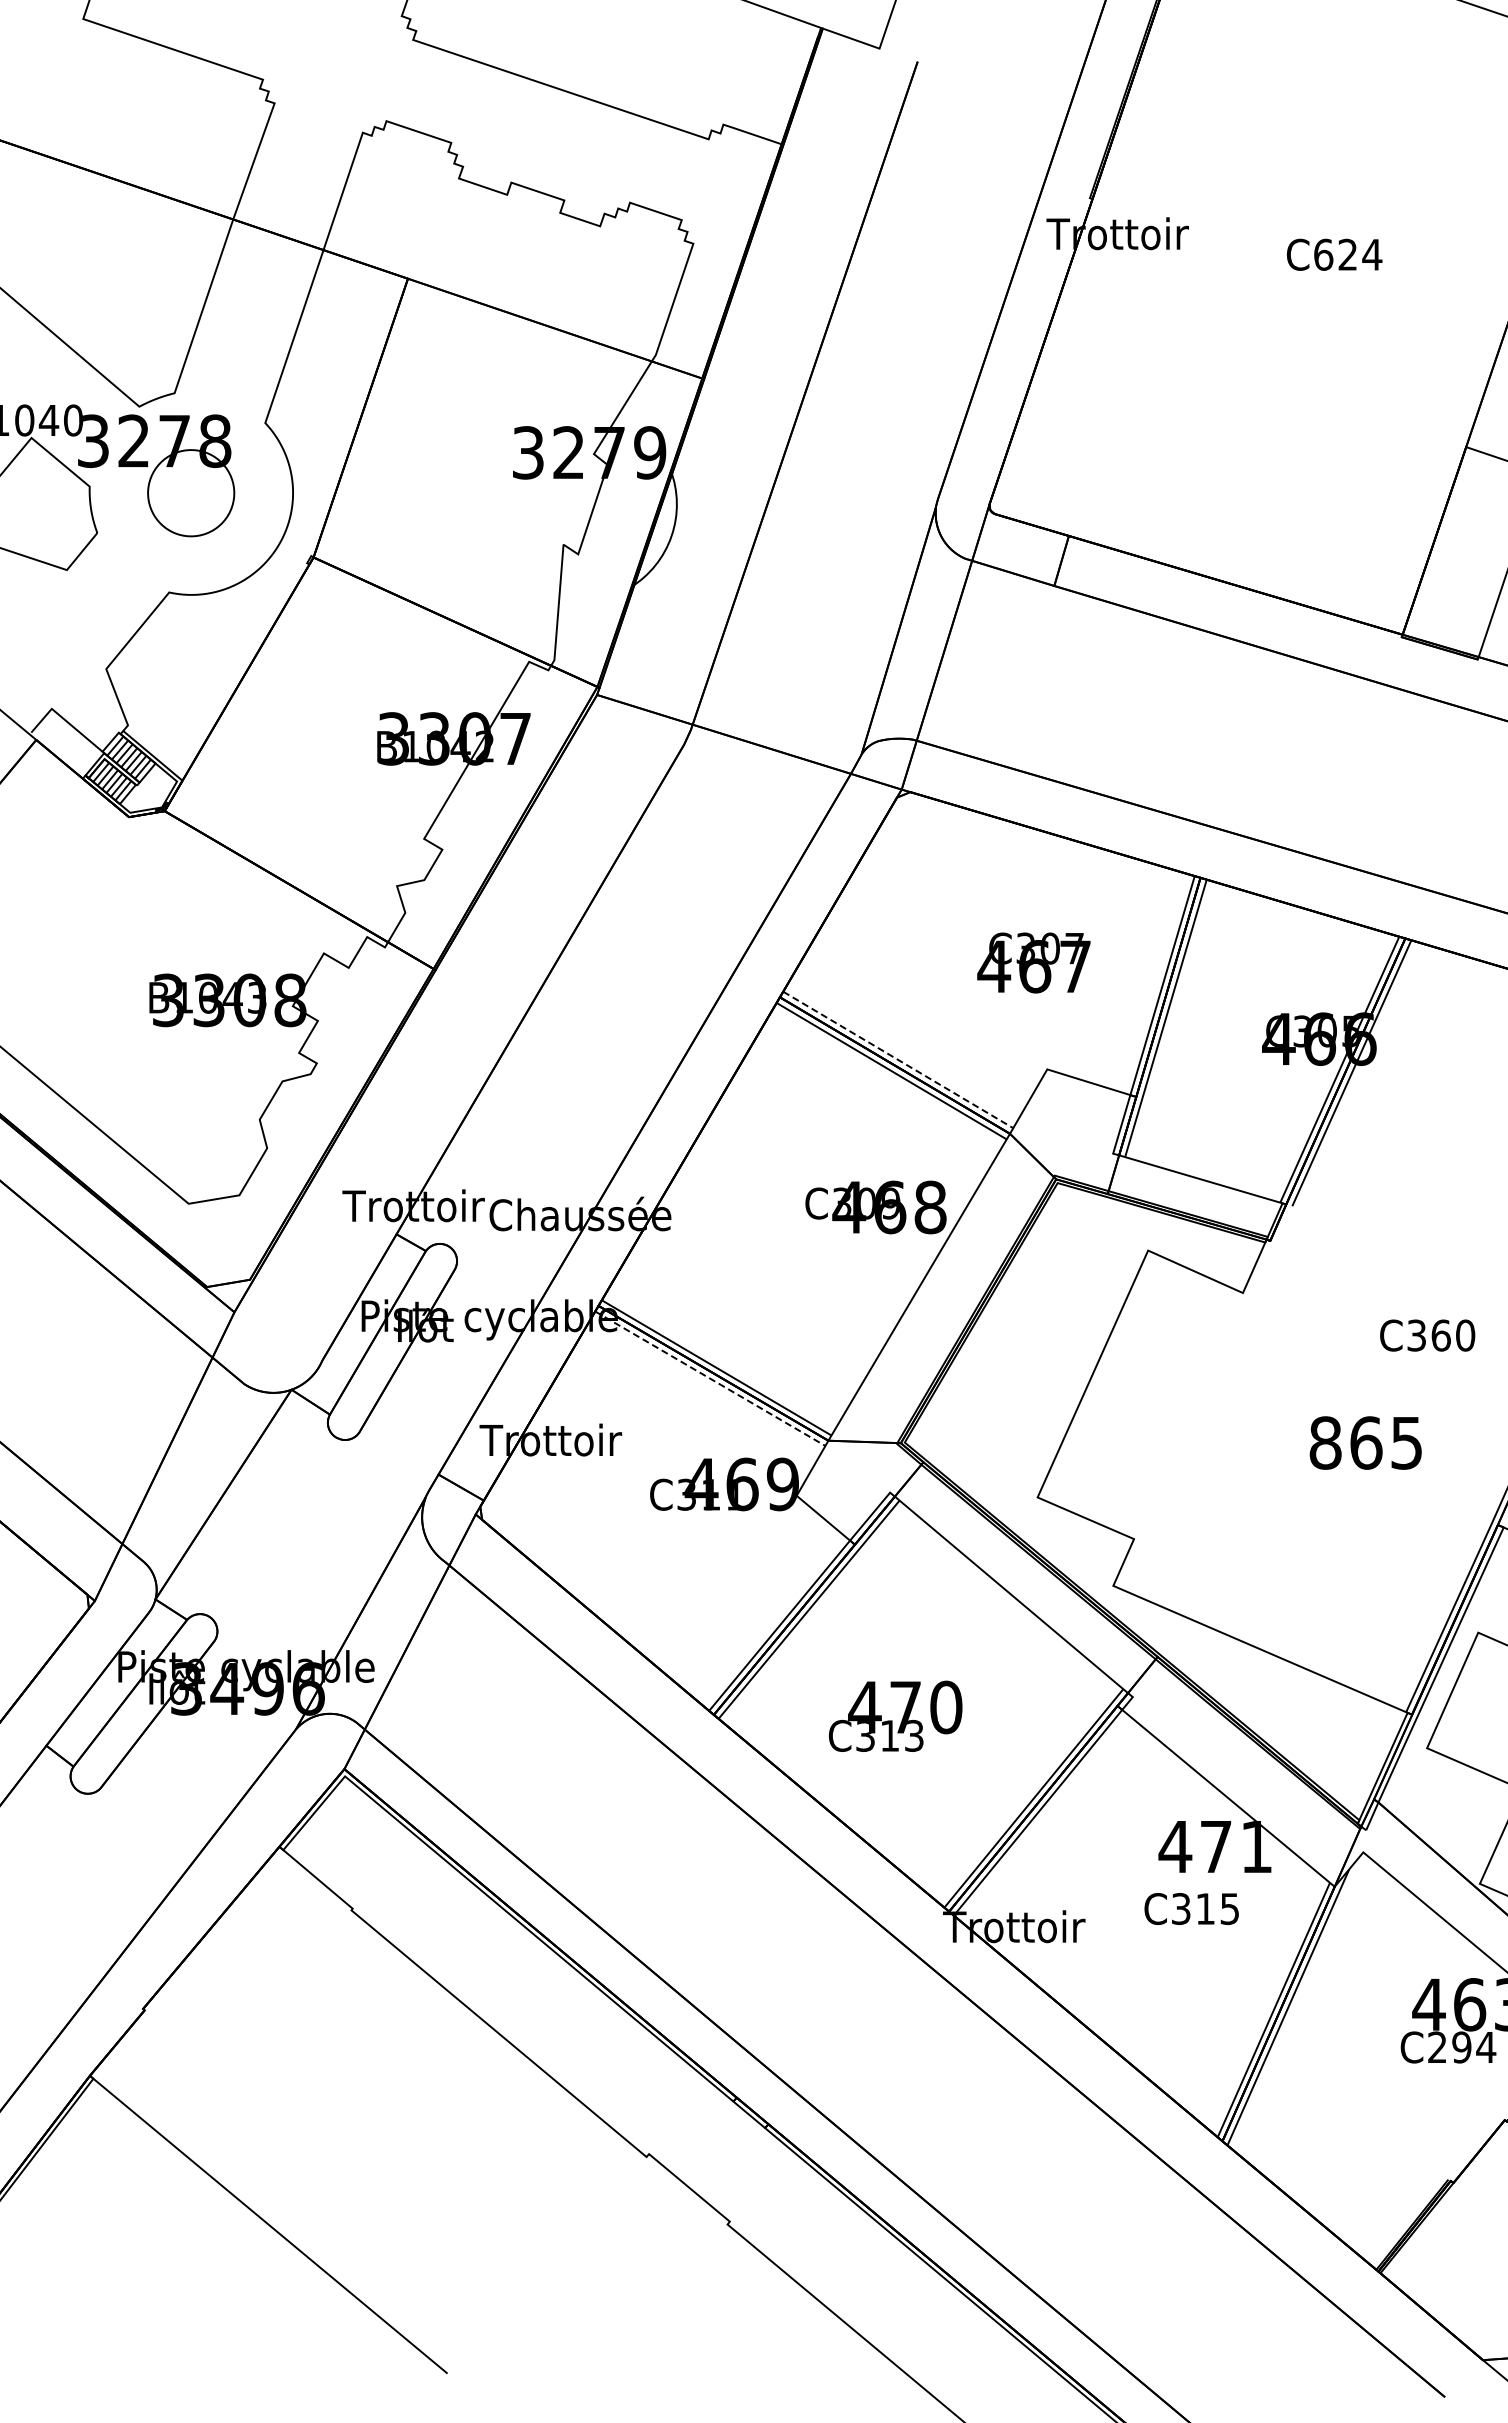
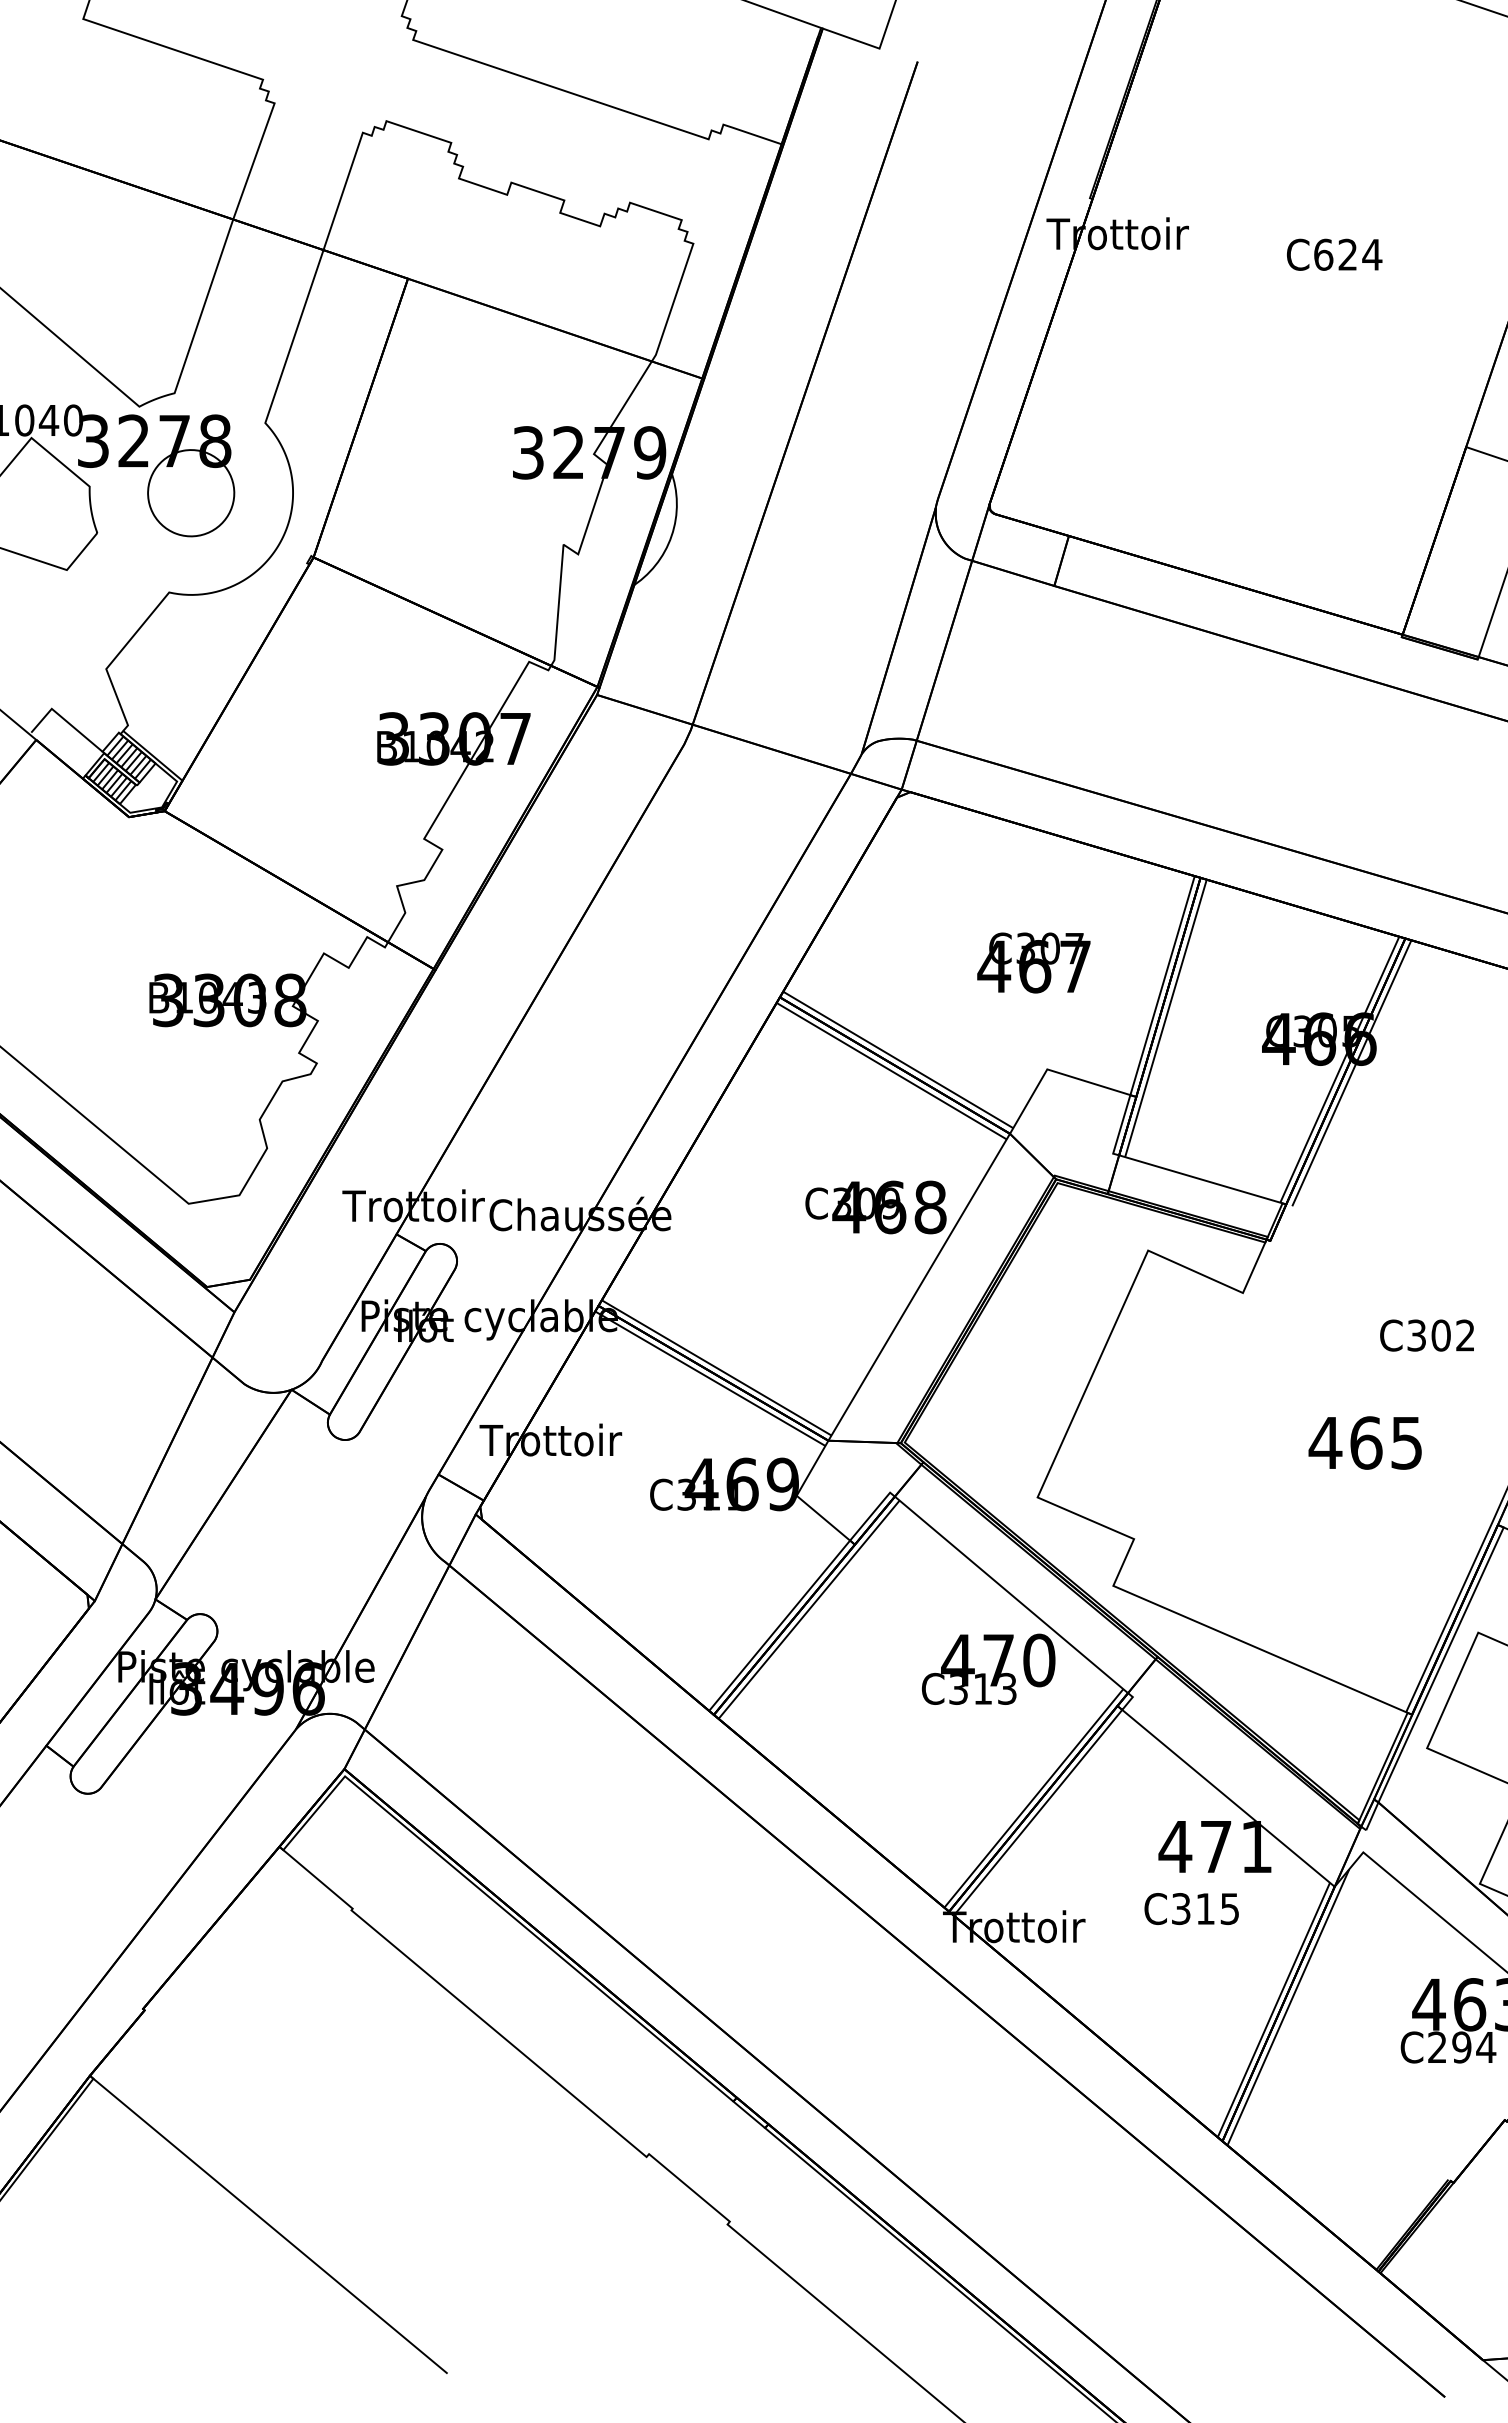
line: dashed -> solid (898, 1059)
text: C360 -> C302 (1453, 1335)
line: dashed -> solid (710, 1378)
text: 865 -> 465 (1325, 1442)
text position: (895, 1715) -> (988, 1668) (988, 1668)
